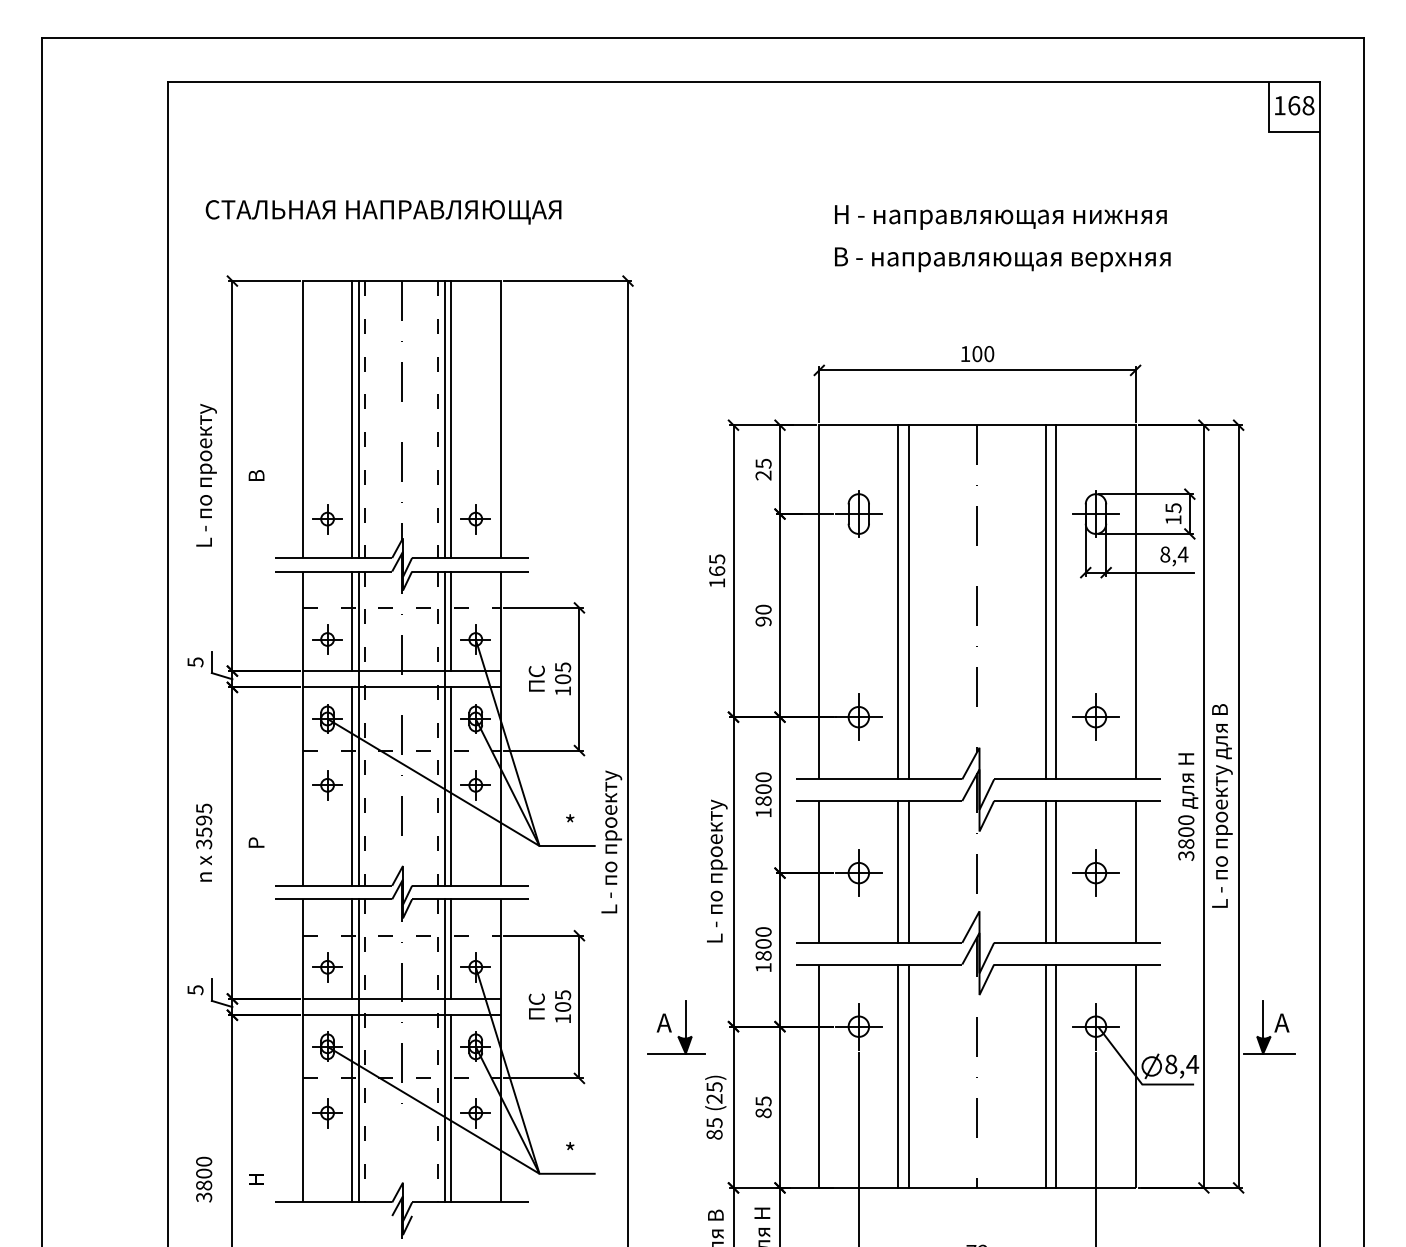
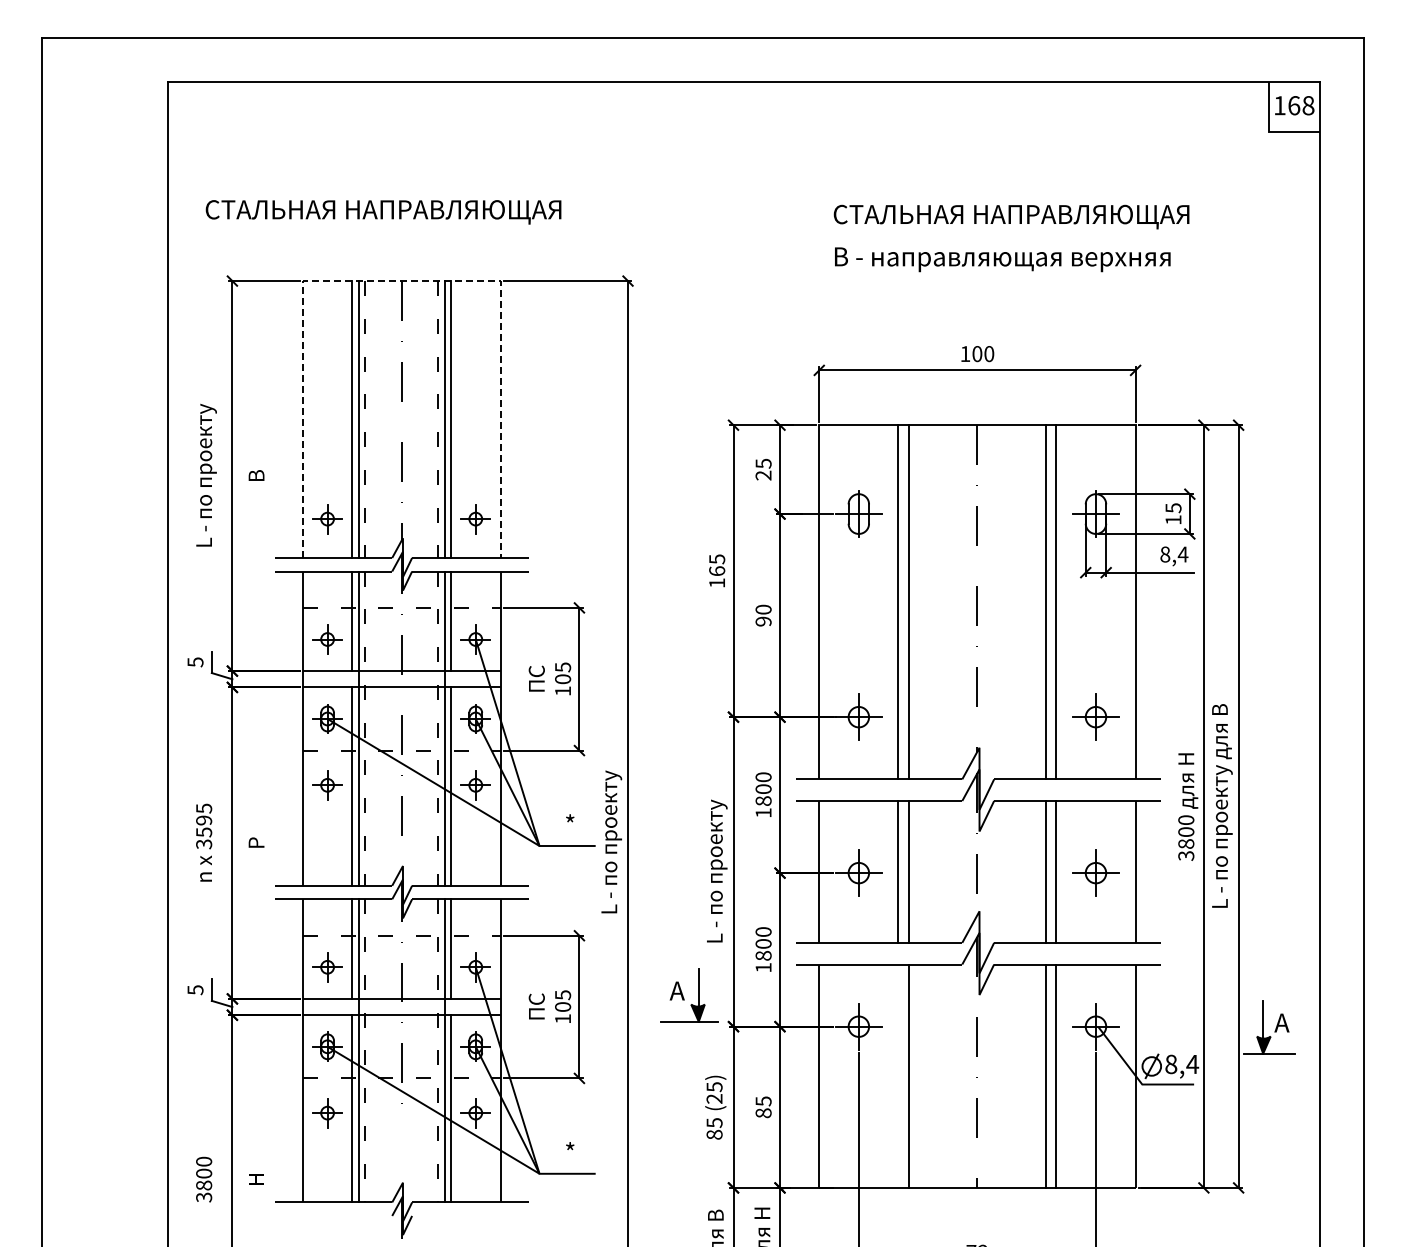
text: Н - направляющая нижняя -> СТАЛЬНАЯ НАПРАВЛЯЮЩАЯ (1011, 216)
line: solid -> dashed (401, 281)
part position: (676, 1027) -> (689, 995) (689, 995)
line: present -> none (898, 1075)
